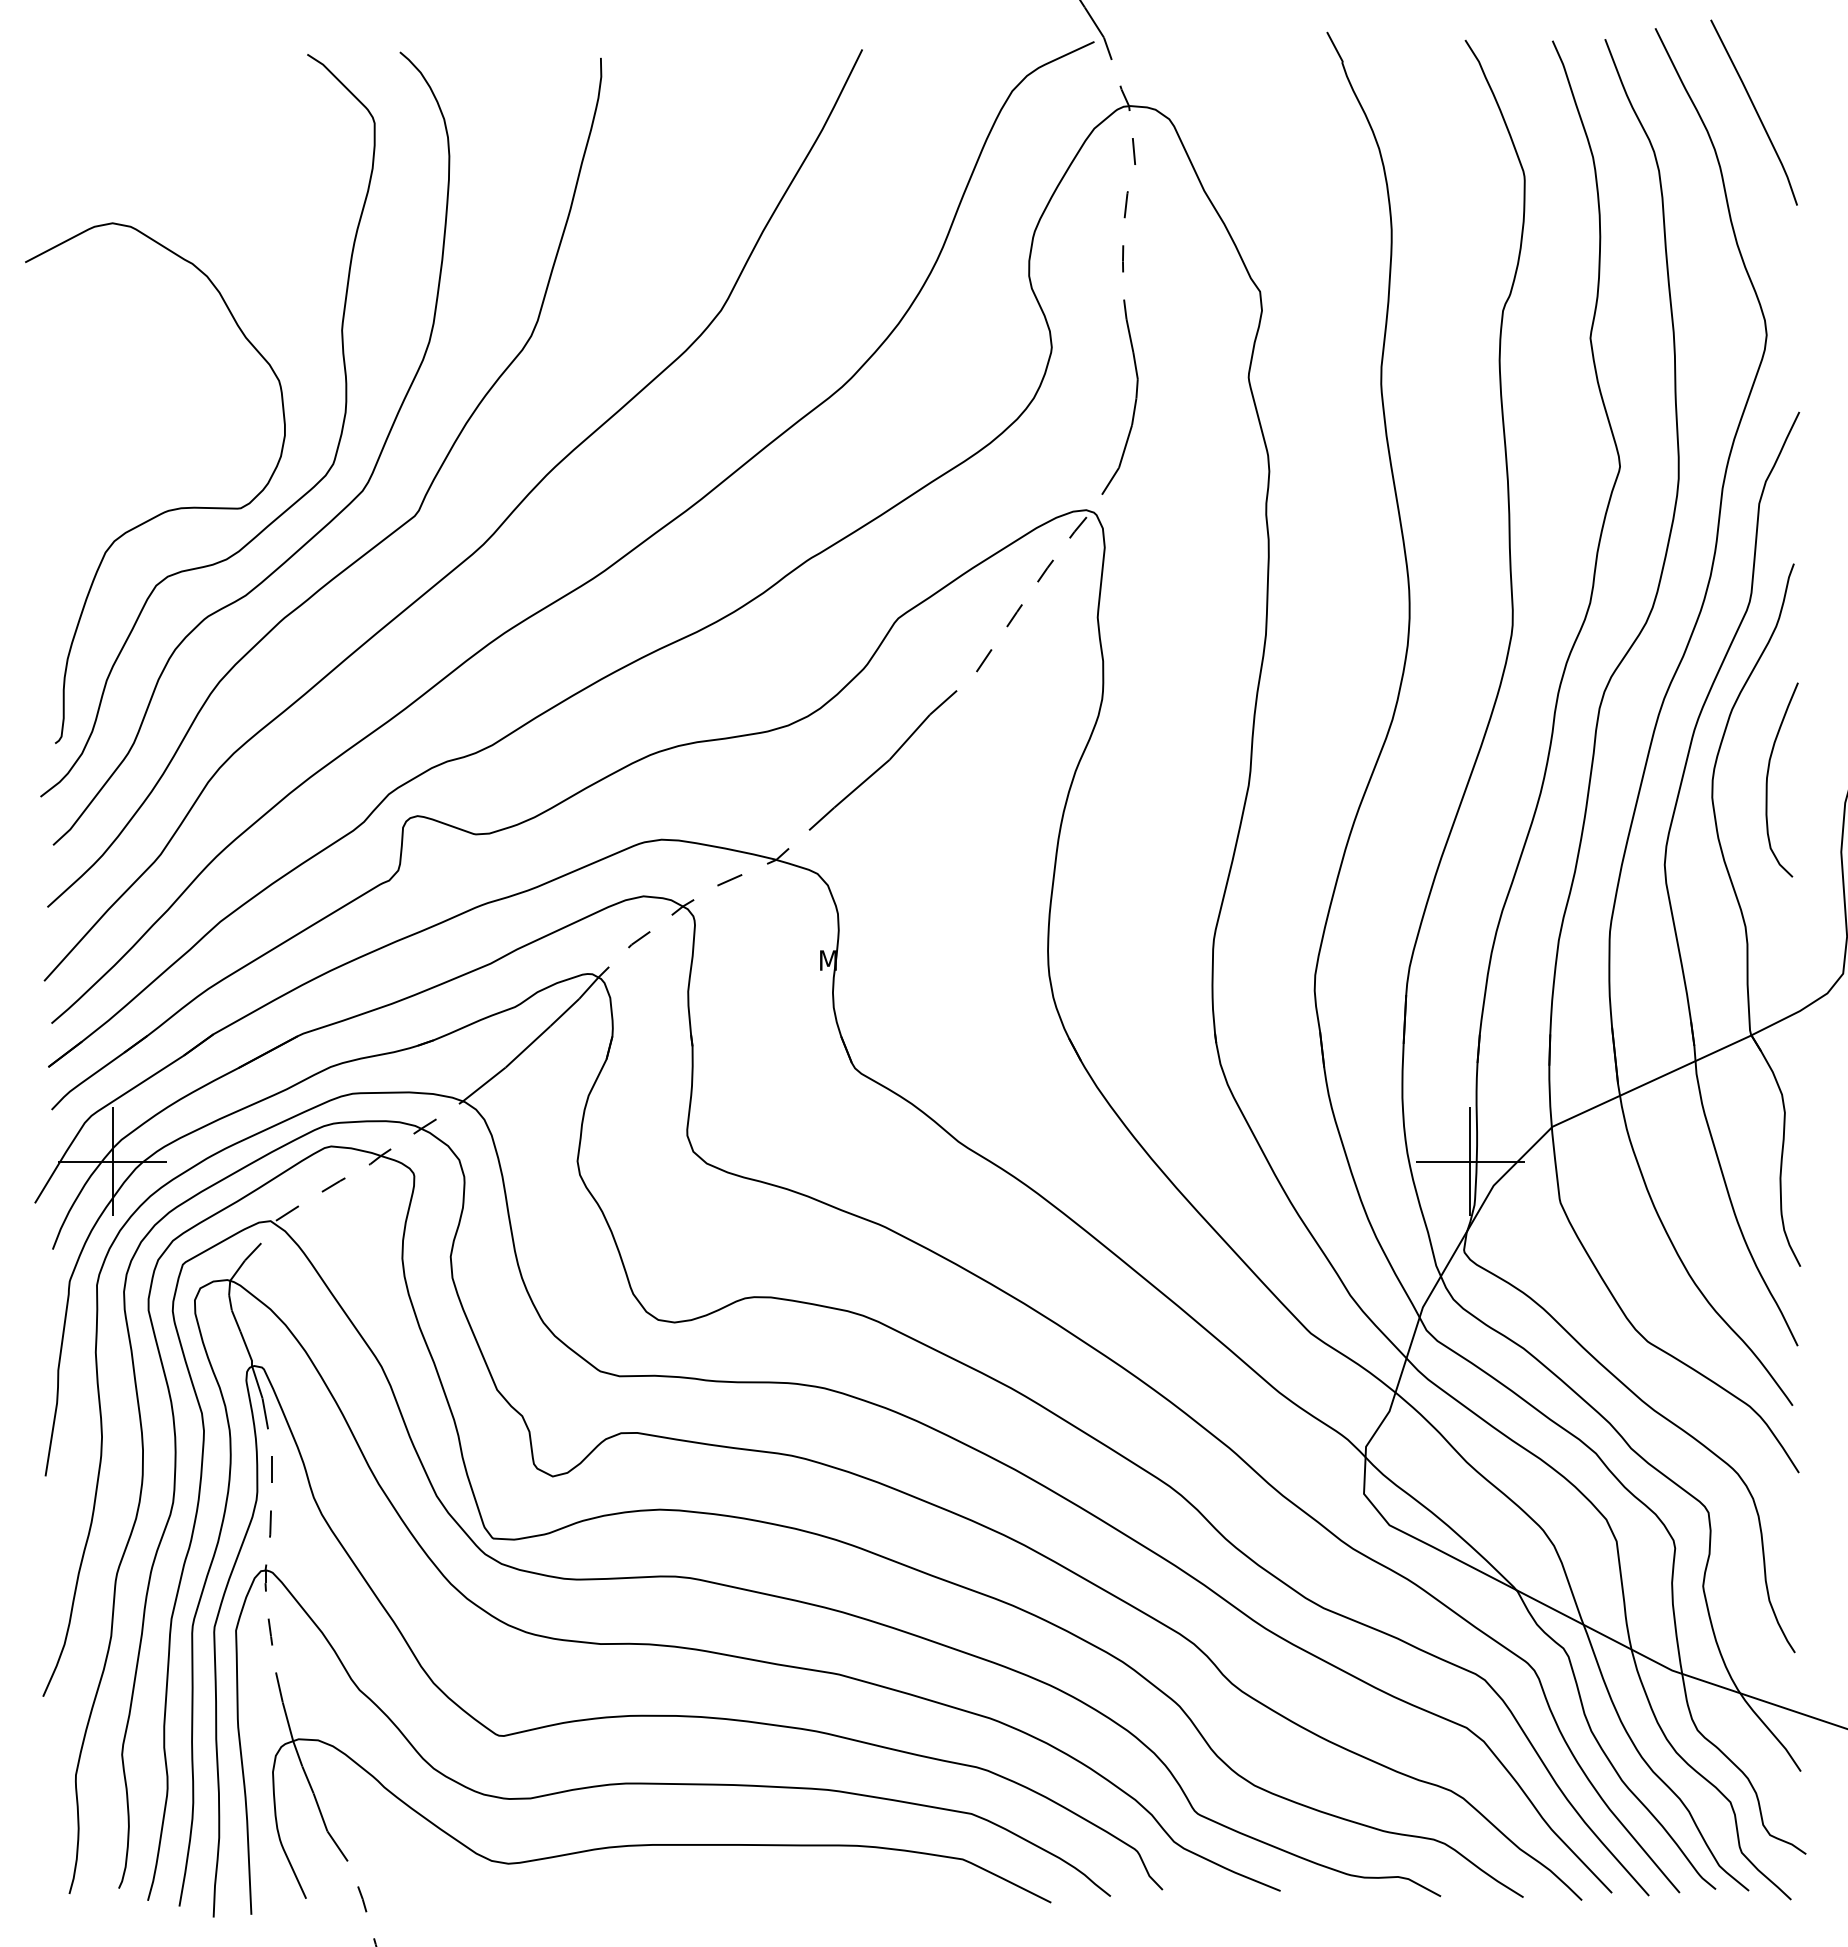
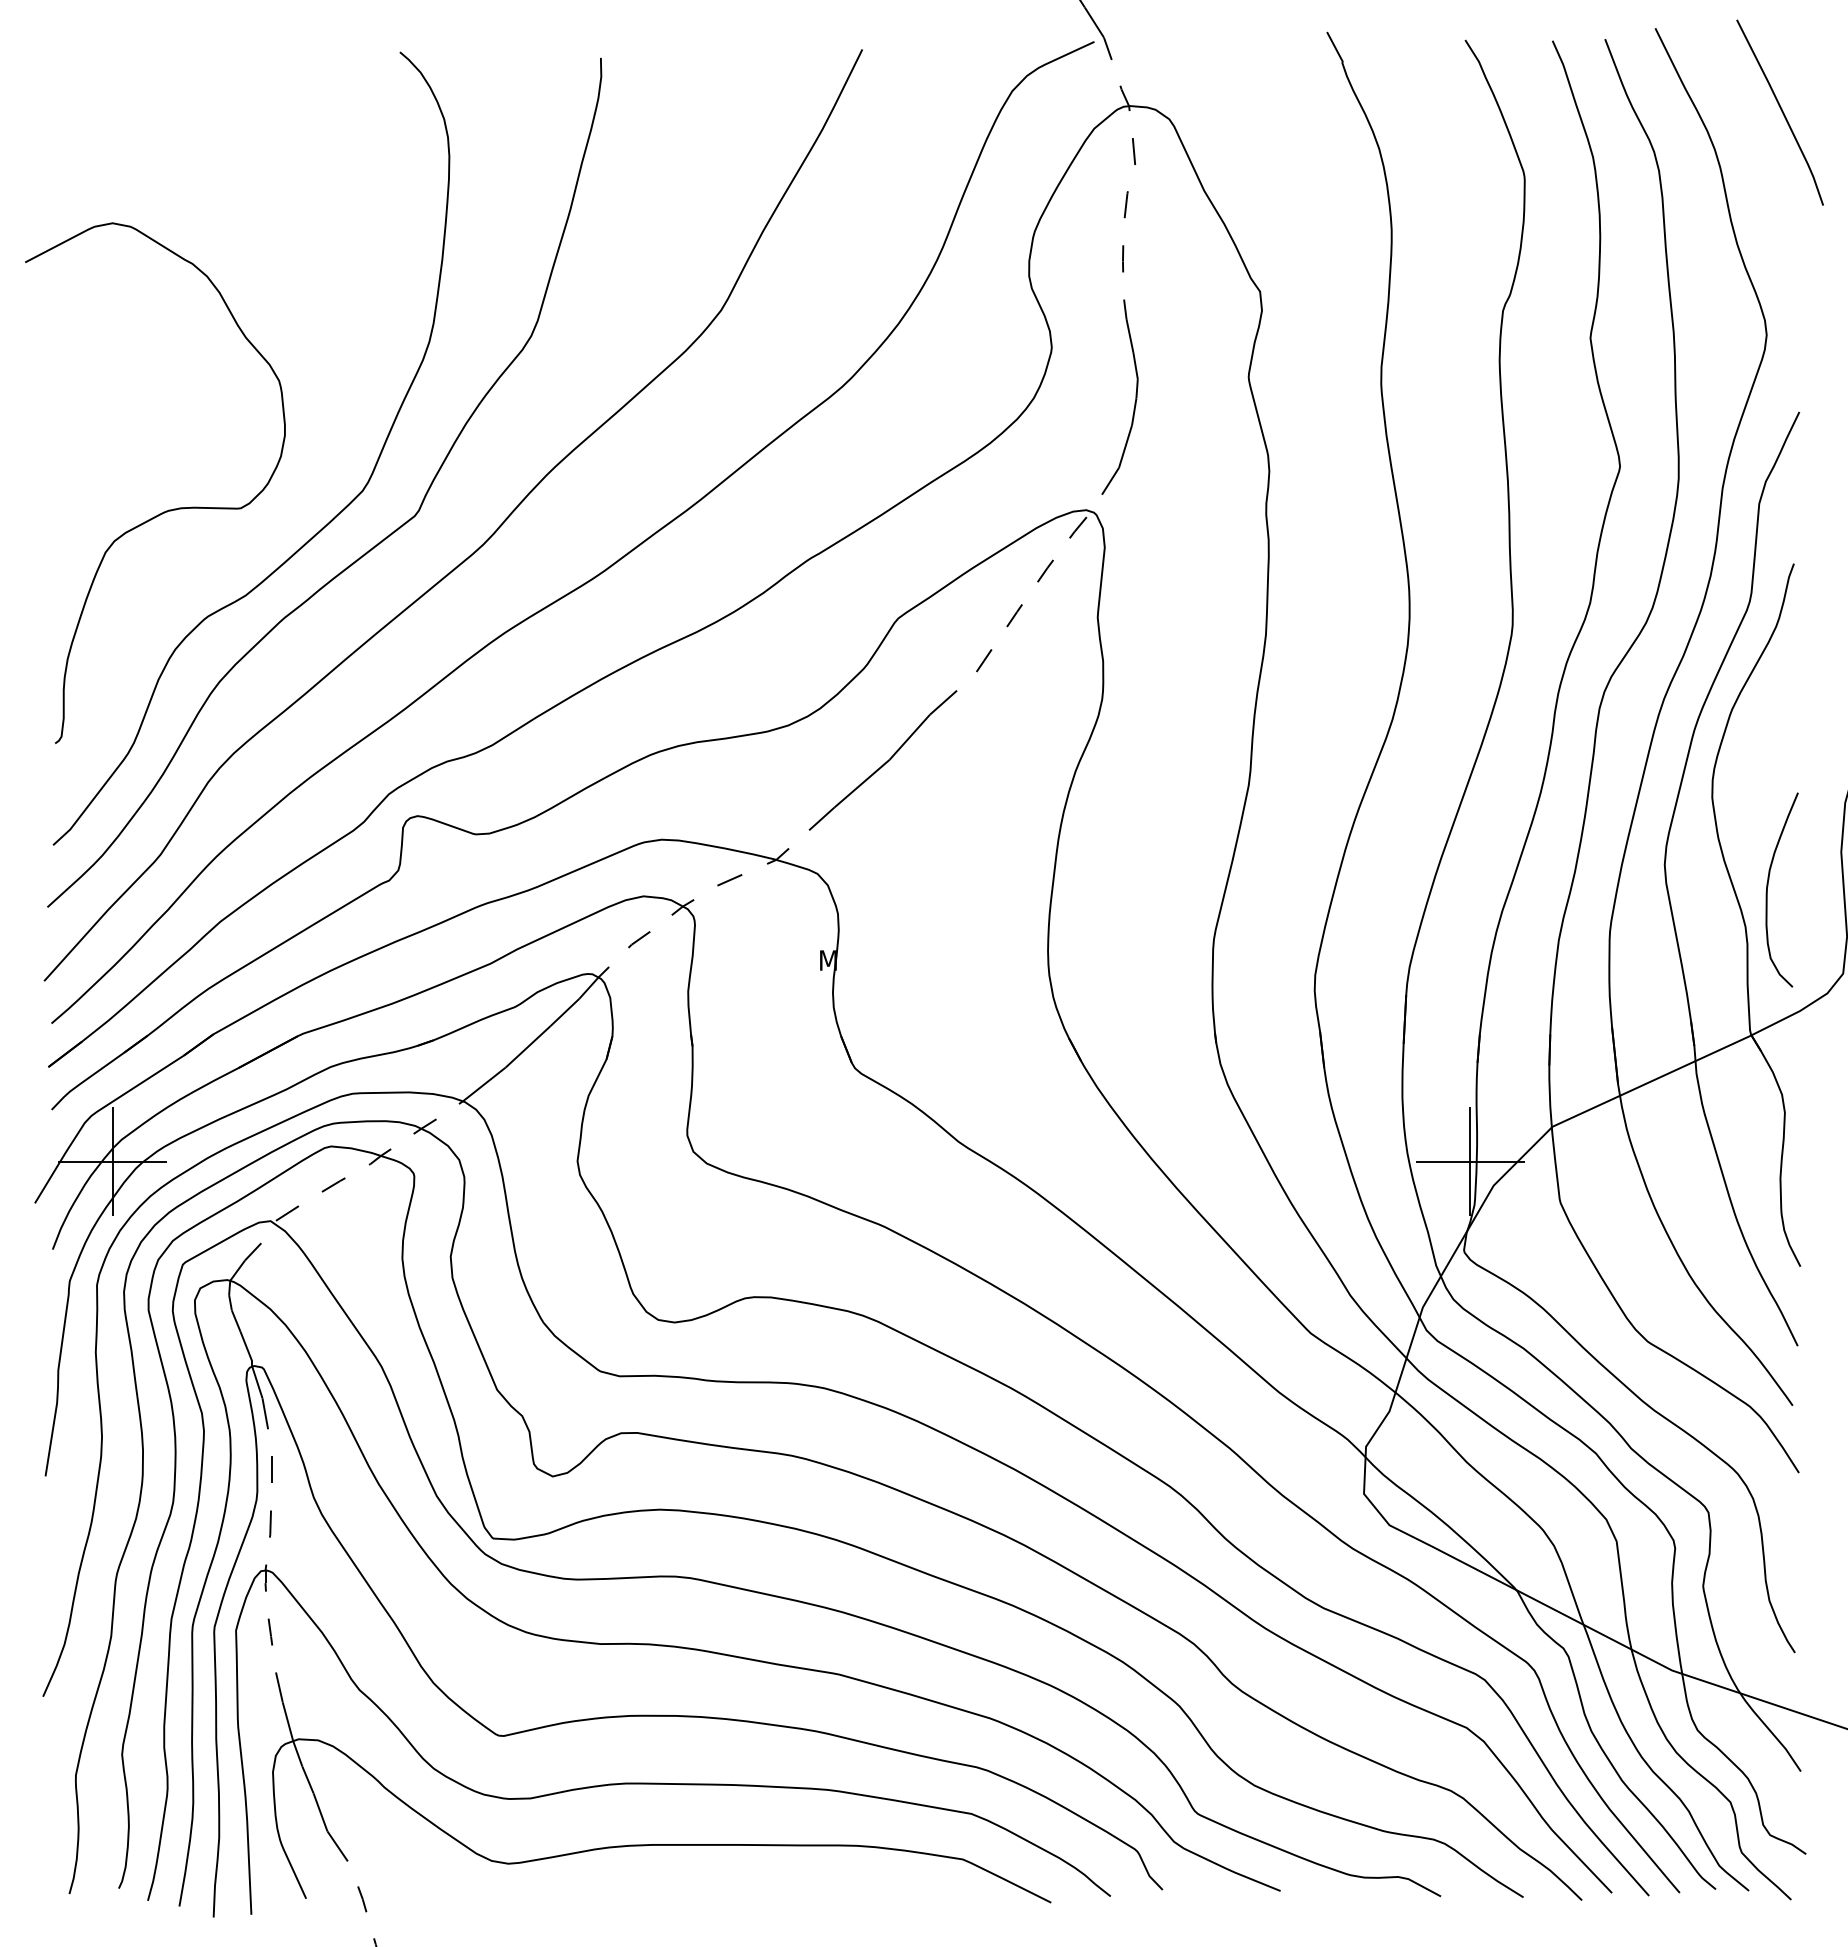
line position: (1755, 111) -> (1781, 111) (1781, 111)
curve: present -> none (284, 510)
curve position: (1768, 776) -> (1768, 886) (1768, 886)
